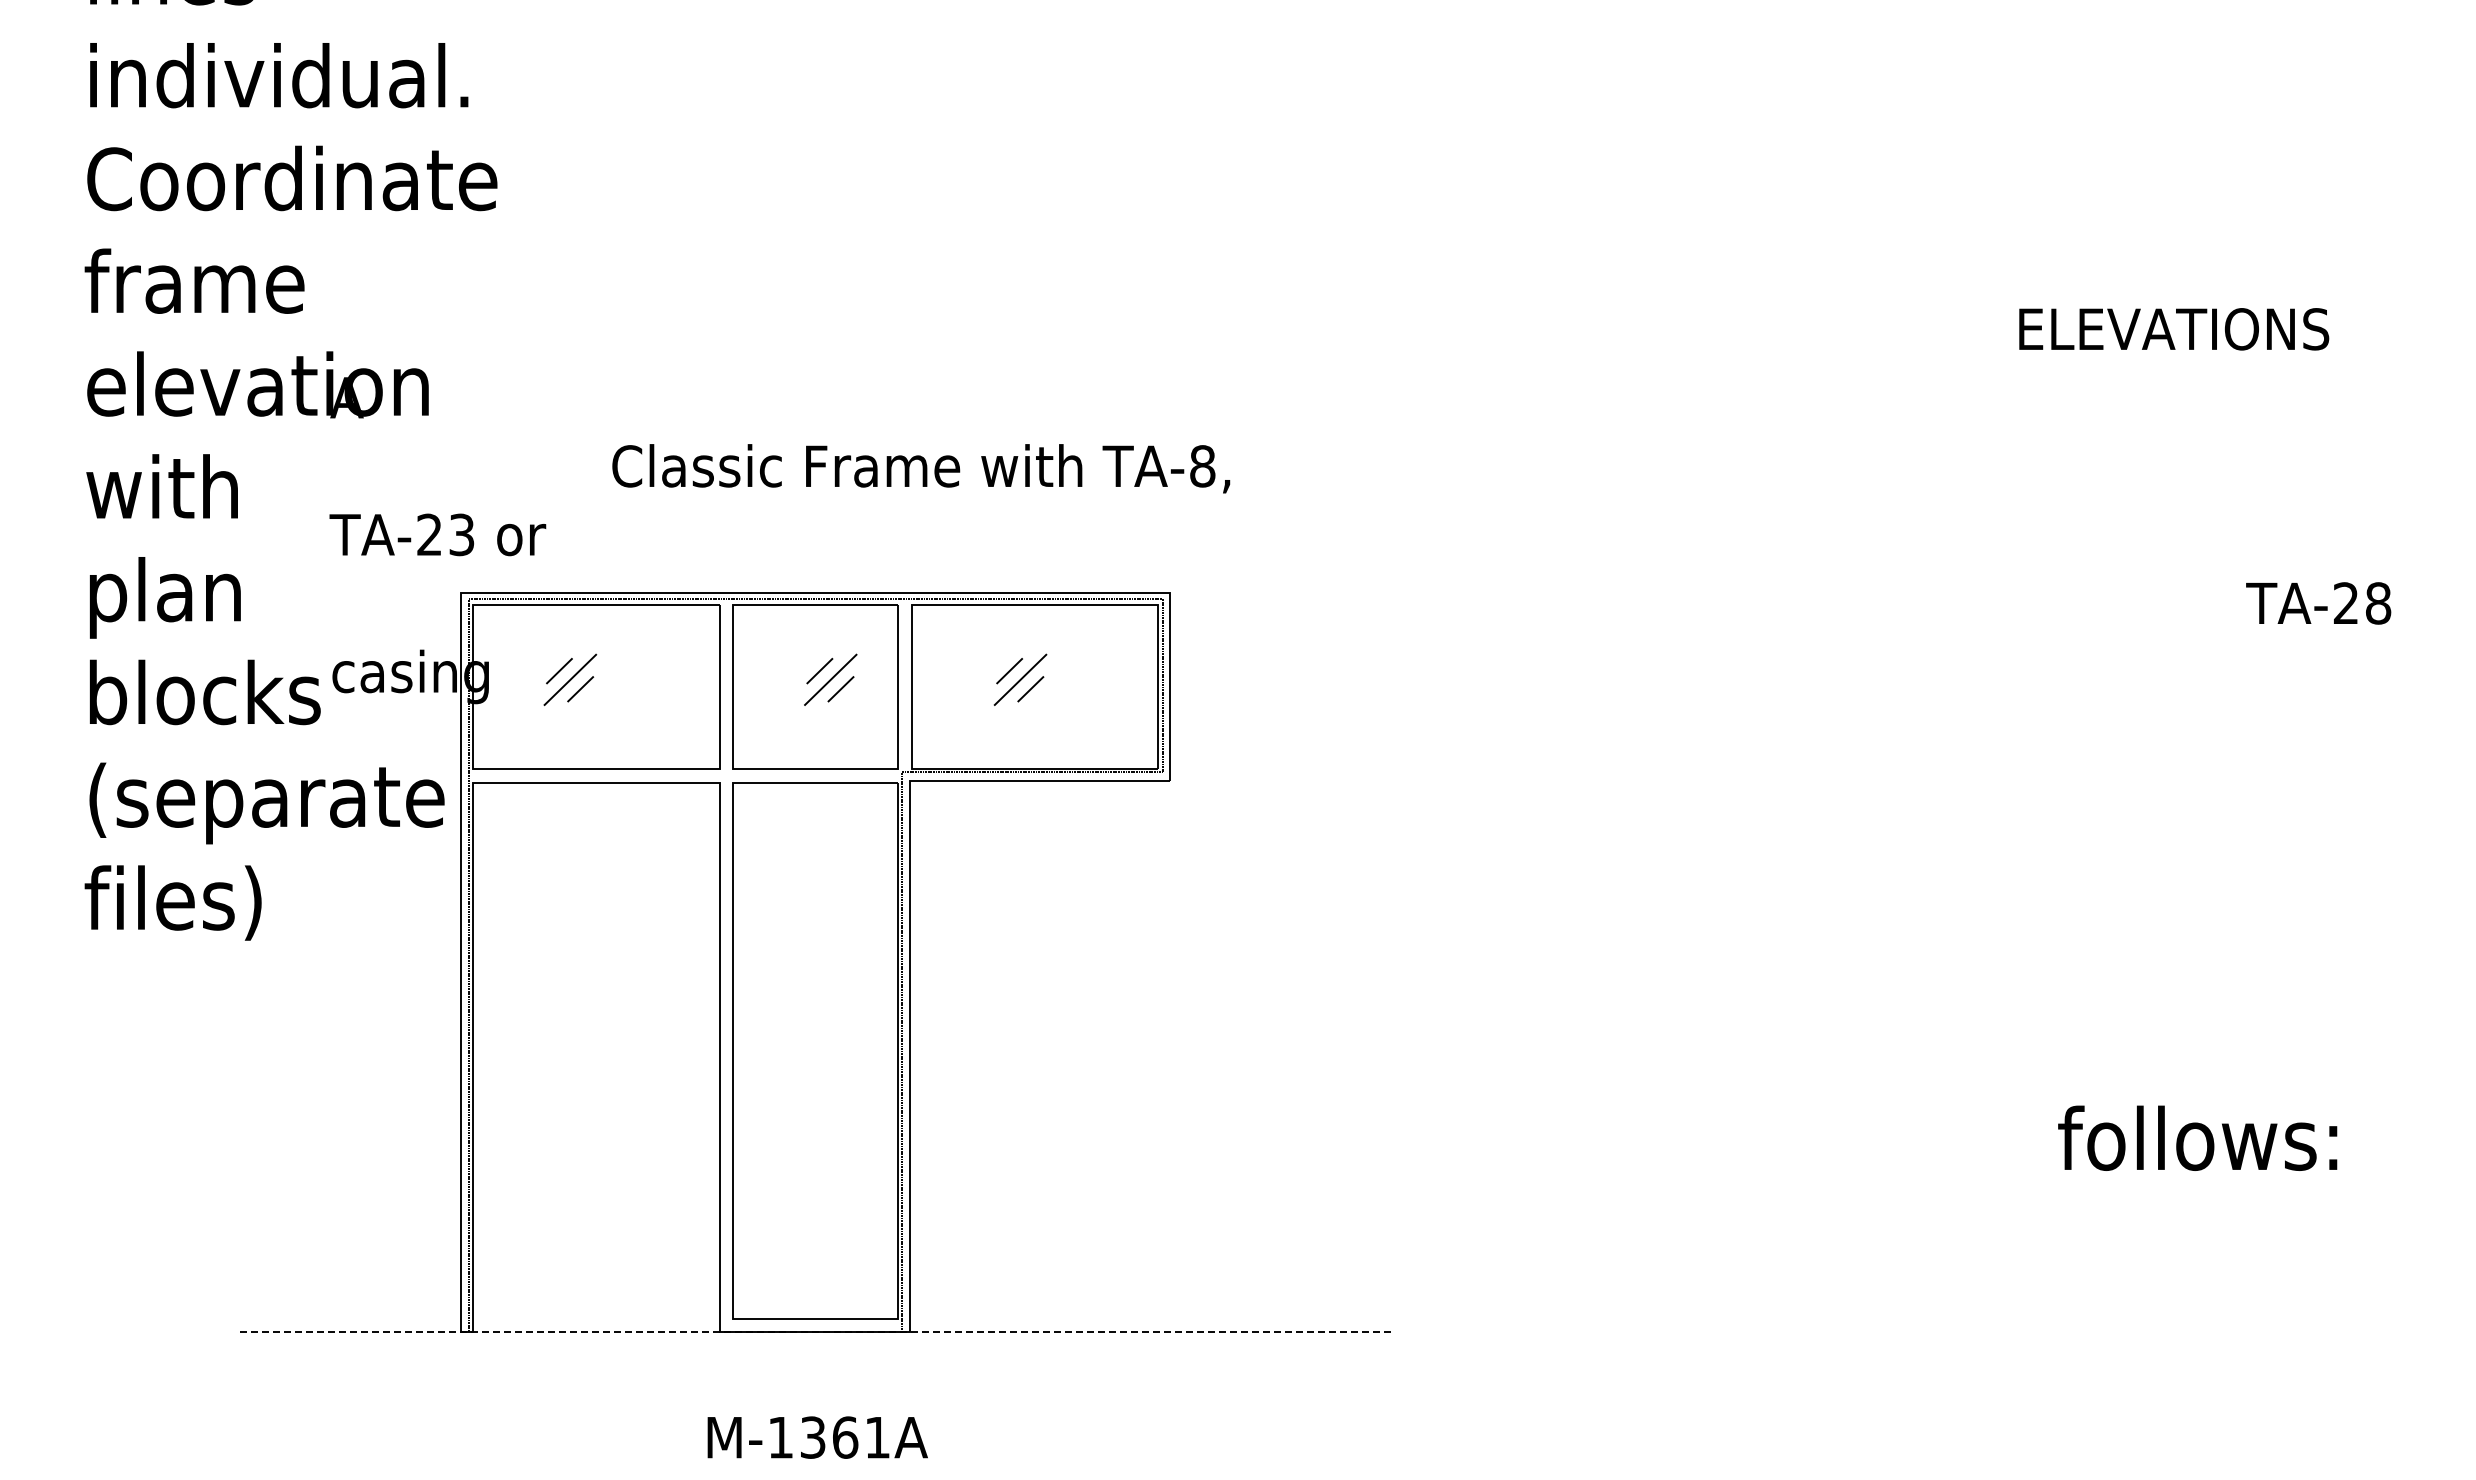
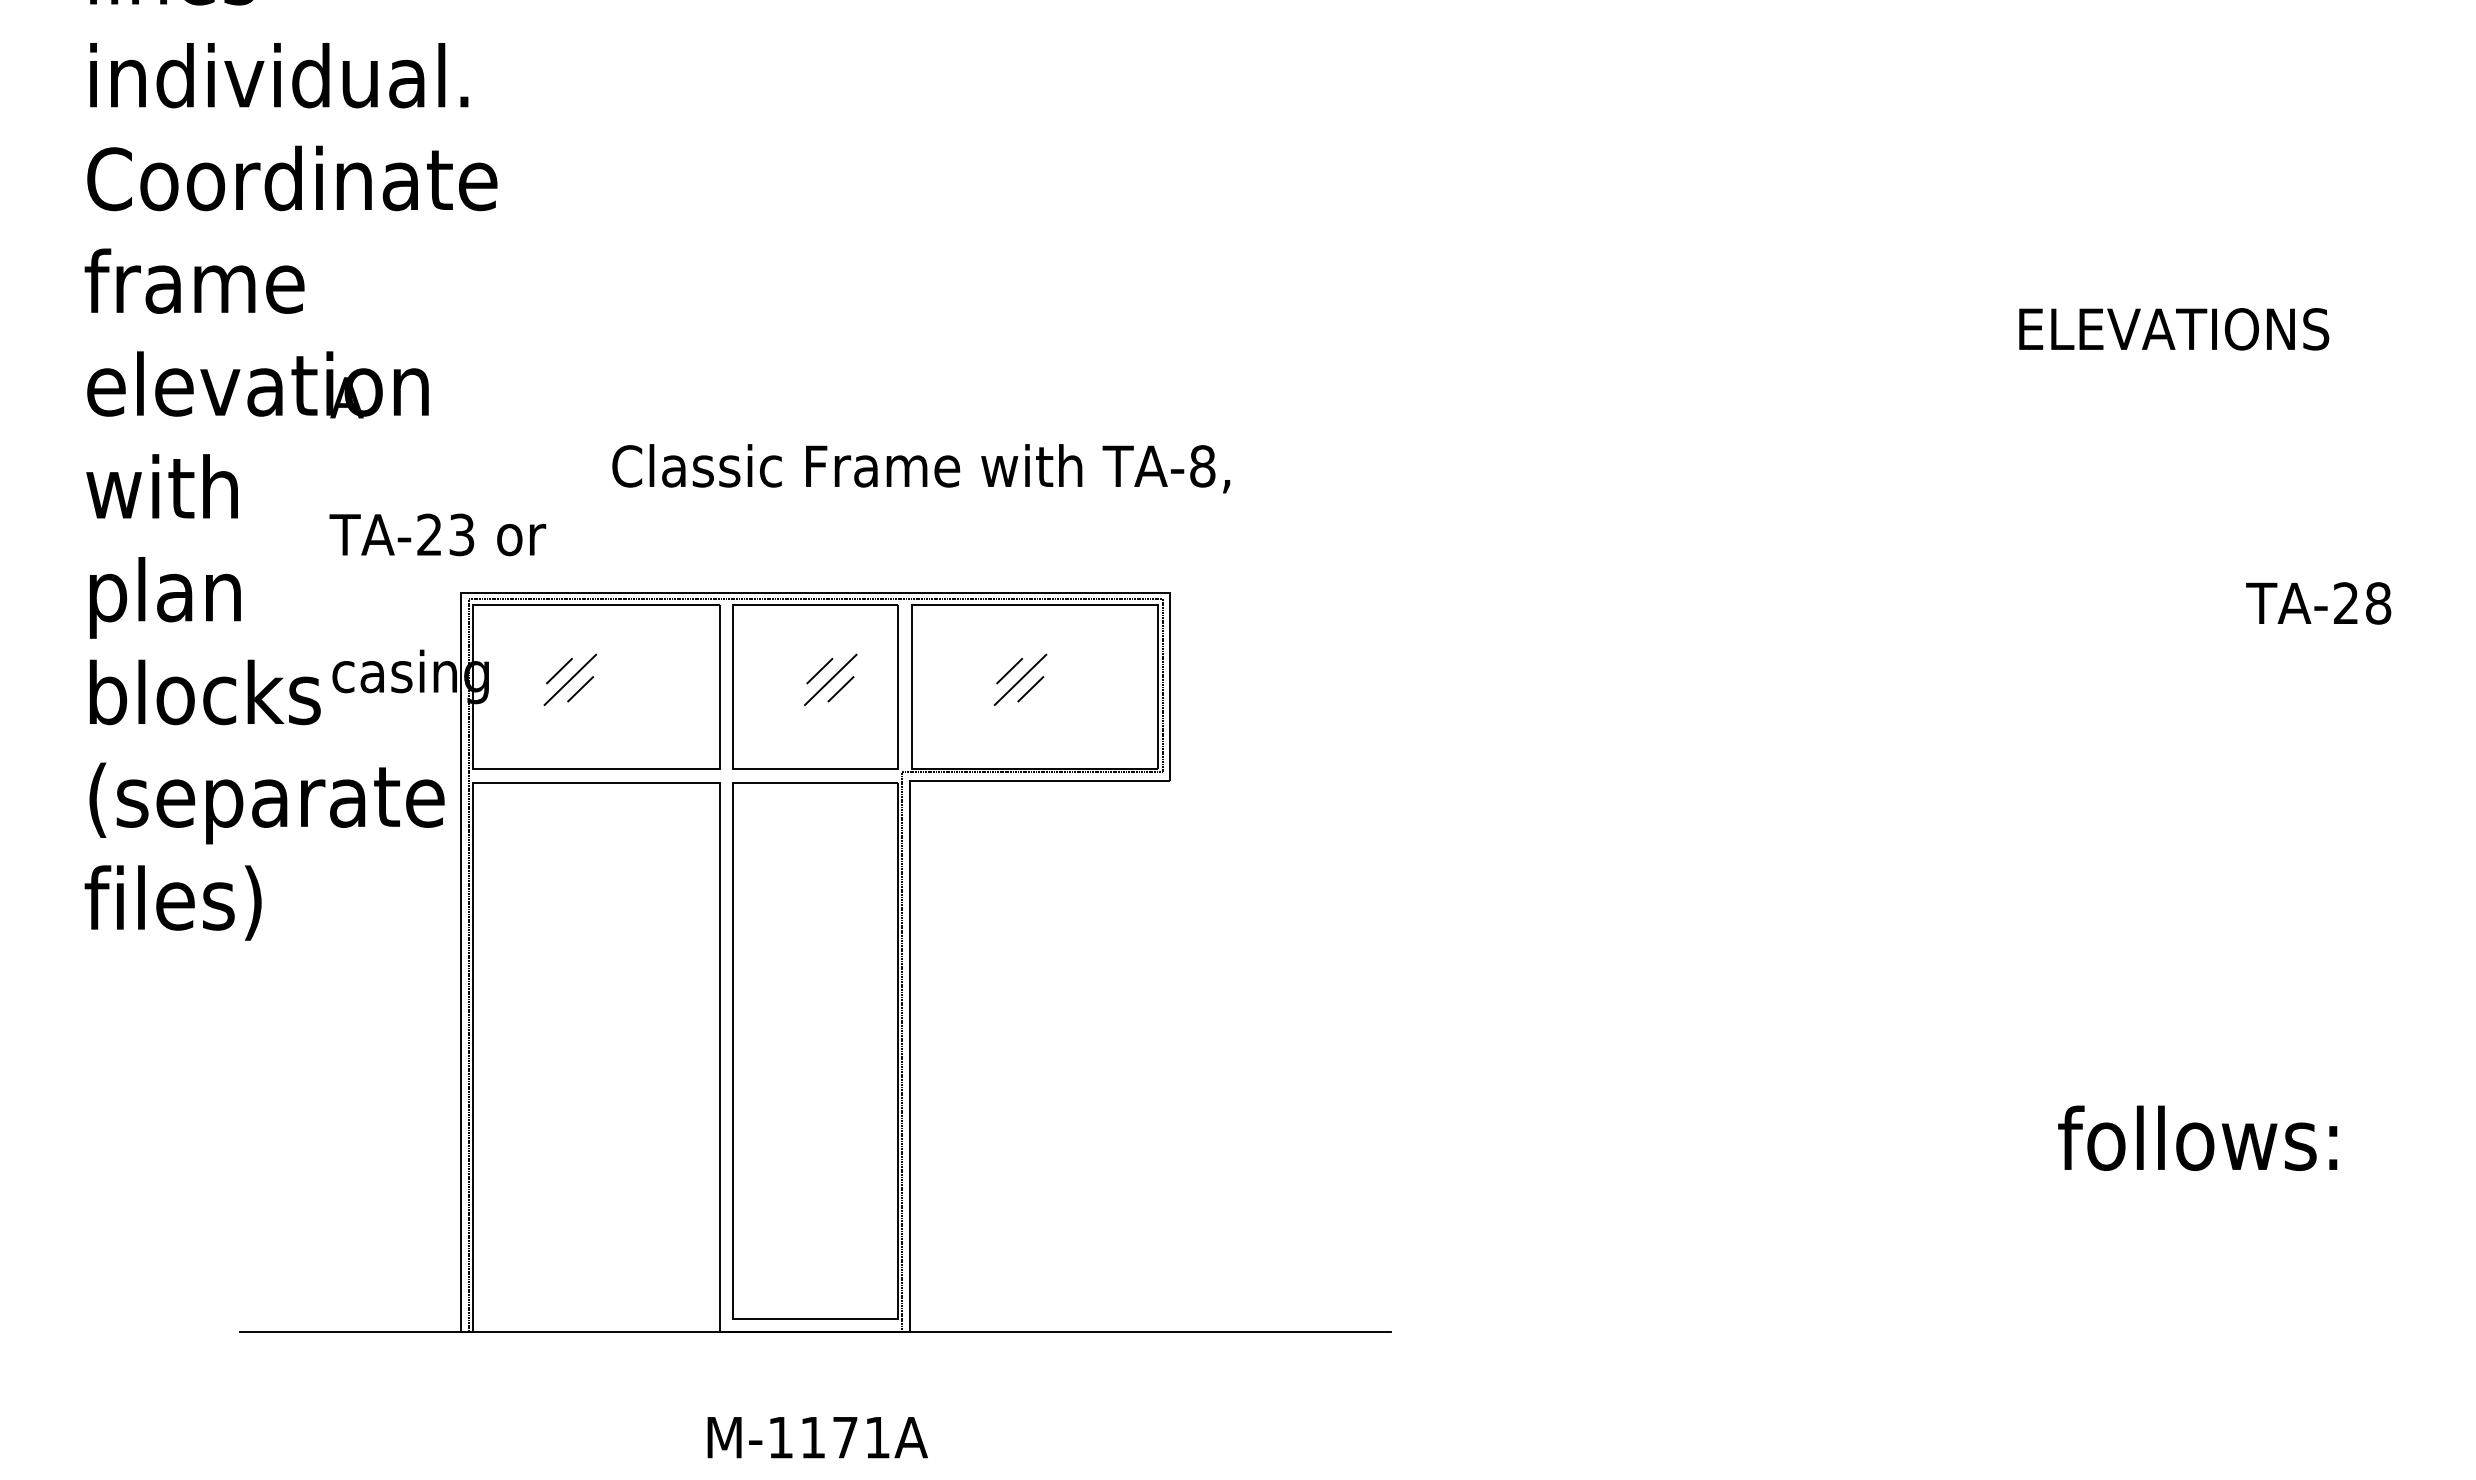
line: dashed -> solid (815, 1332)
text: M-1361A -> M-1171A (829, 1437)
